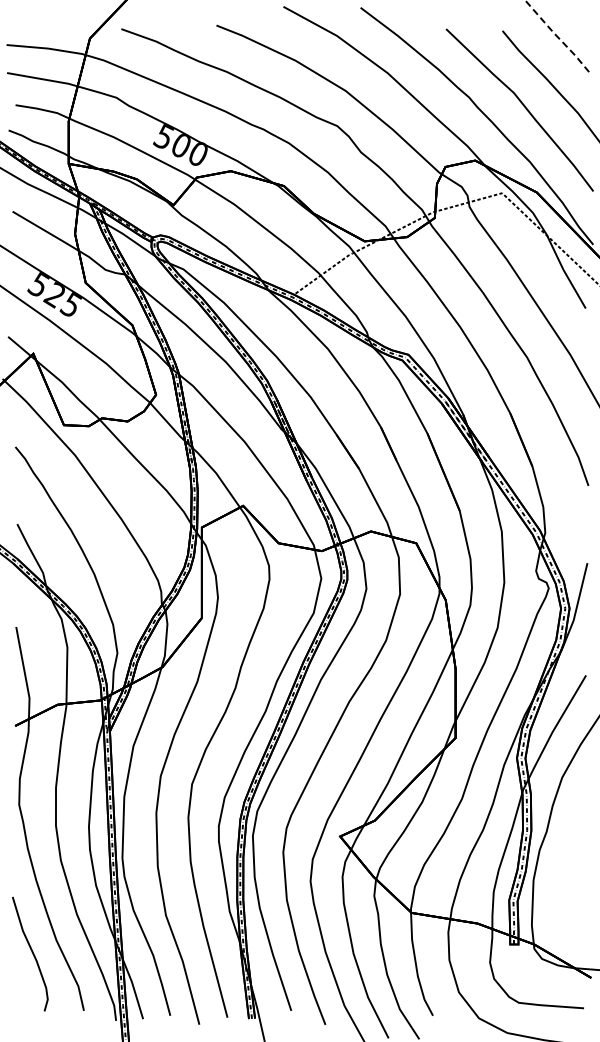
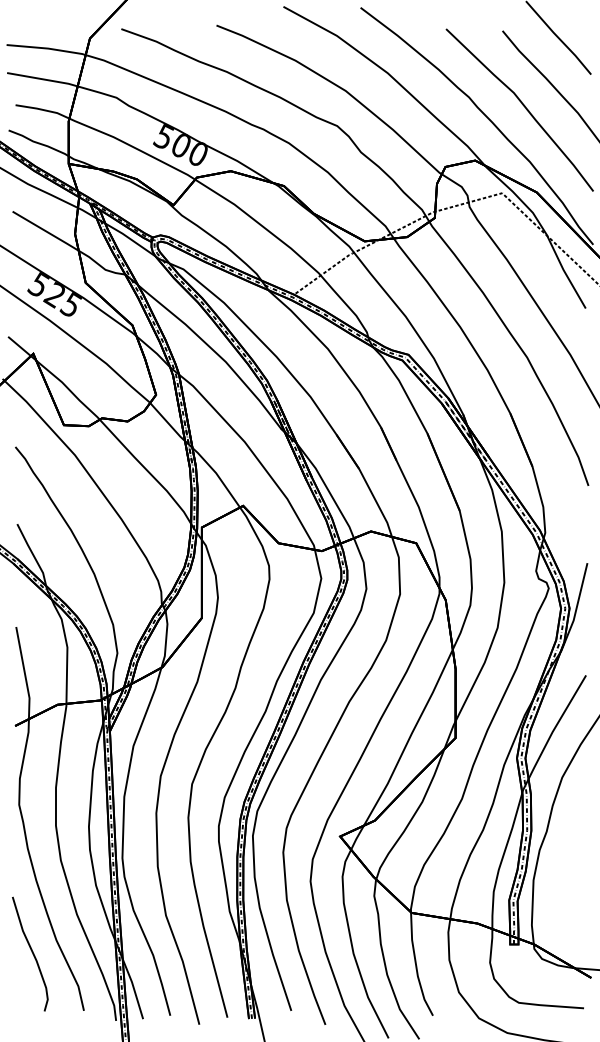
line: dashed -> solid (558, 38)
